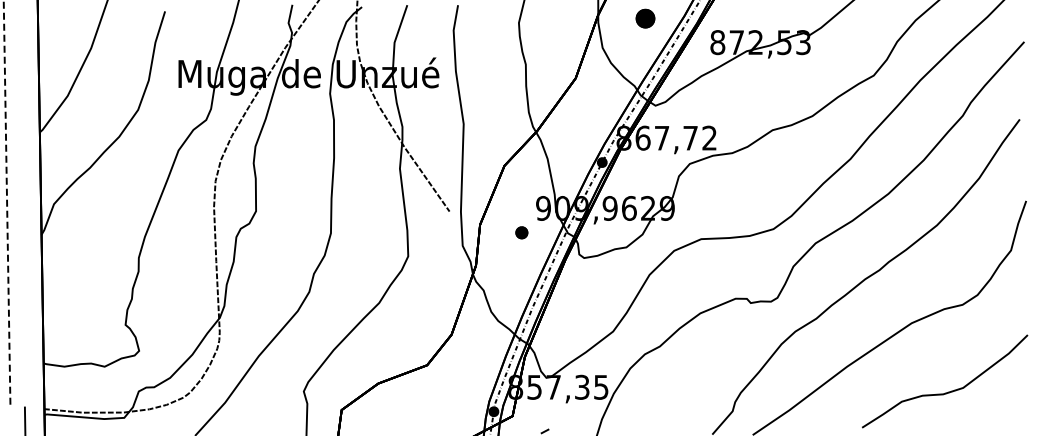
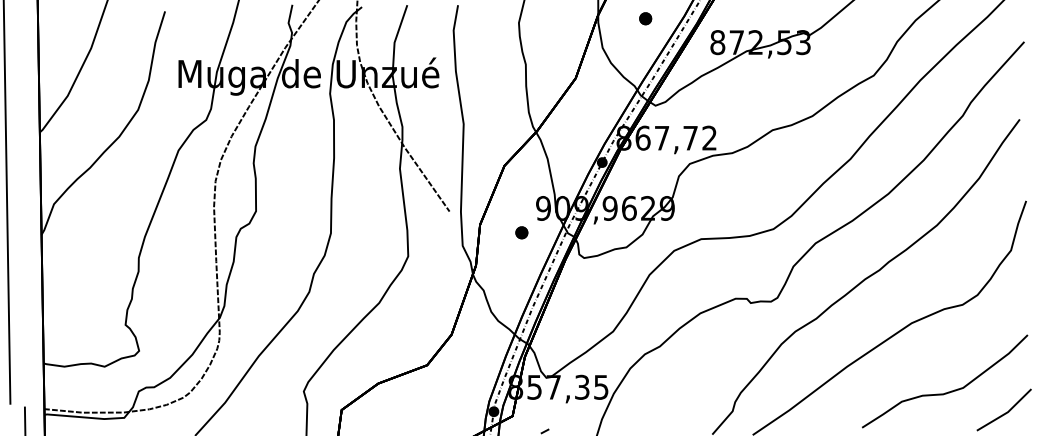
part size: 21x21 px -> 14x14 px (645, 18)
line: dashed -> solid (7, 202)
line: none -> present (1005, 412)
